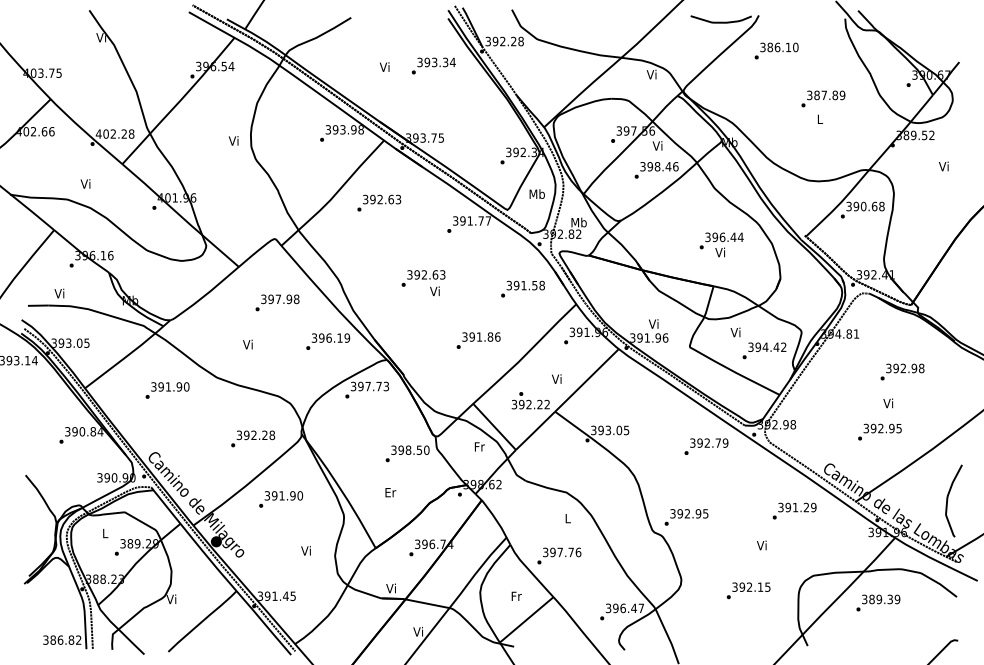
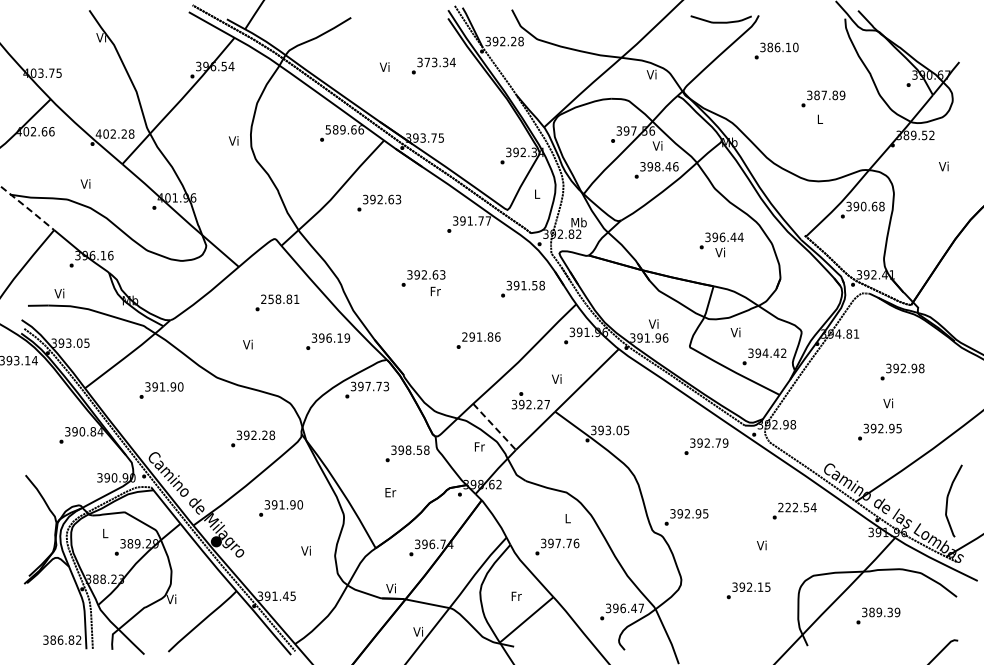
text: 393.34 -> 373.34 (427, 62)
text: 393.98 -> 589.66 (344, 129)
text: Mb -> L (536, 193)
line: solid -> dashed (28, 208)
text: Vi -> Fr (435, 291)
text: 397.98 -> 258.81 (280, 299)
text: 391.86 -> 291.86 (464, 337)
text position: (764, 350) -> (764, 356) (764, 356)
text position: (167, 390) -> (161, 390) (161, 390)
text: 392.22 -> 392.27 (546, 404)
line: solid -> dashed (494, 426)
text: 398.50 -> 398.58 (426, 449)
text position: (281, 499) -> (281, 508) (281, 508)
text: 391.29 -> 222.54 (797, 507)
text position: (559, 555) -> (557, 546) (557, 546)
text position: (878, 602) -> (878, 615) (878, 615)
